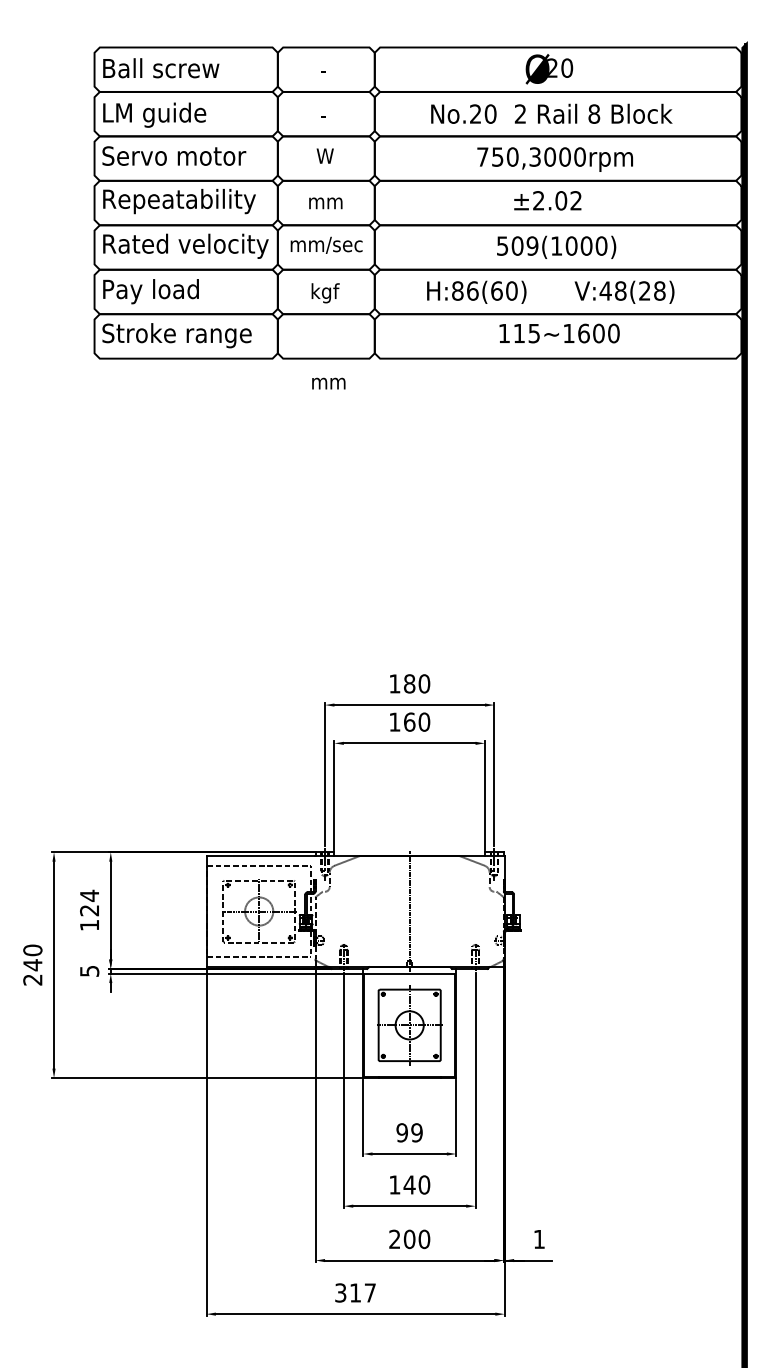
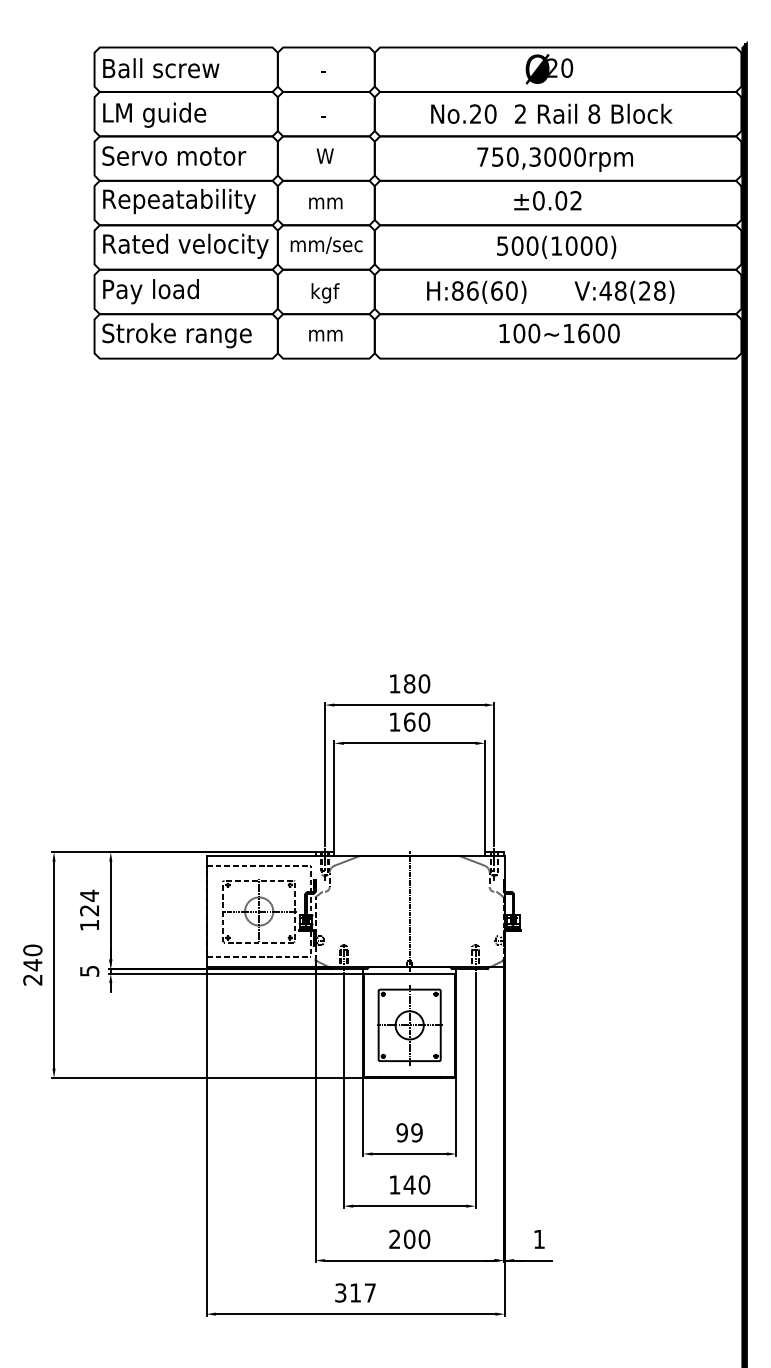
text: ±2.02 -> ±0.02 (538, 200)
text: 509(1000) -> 500(1000) (532, 245)
text: 115~1600 -> 100~1600 (526, 333)
text position: (328, 383) -> (325, 335) (325, 335)
